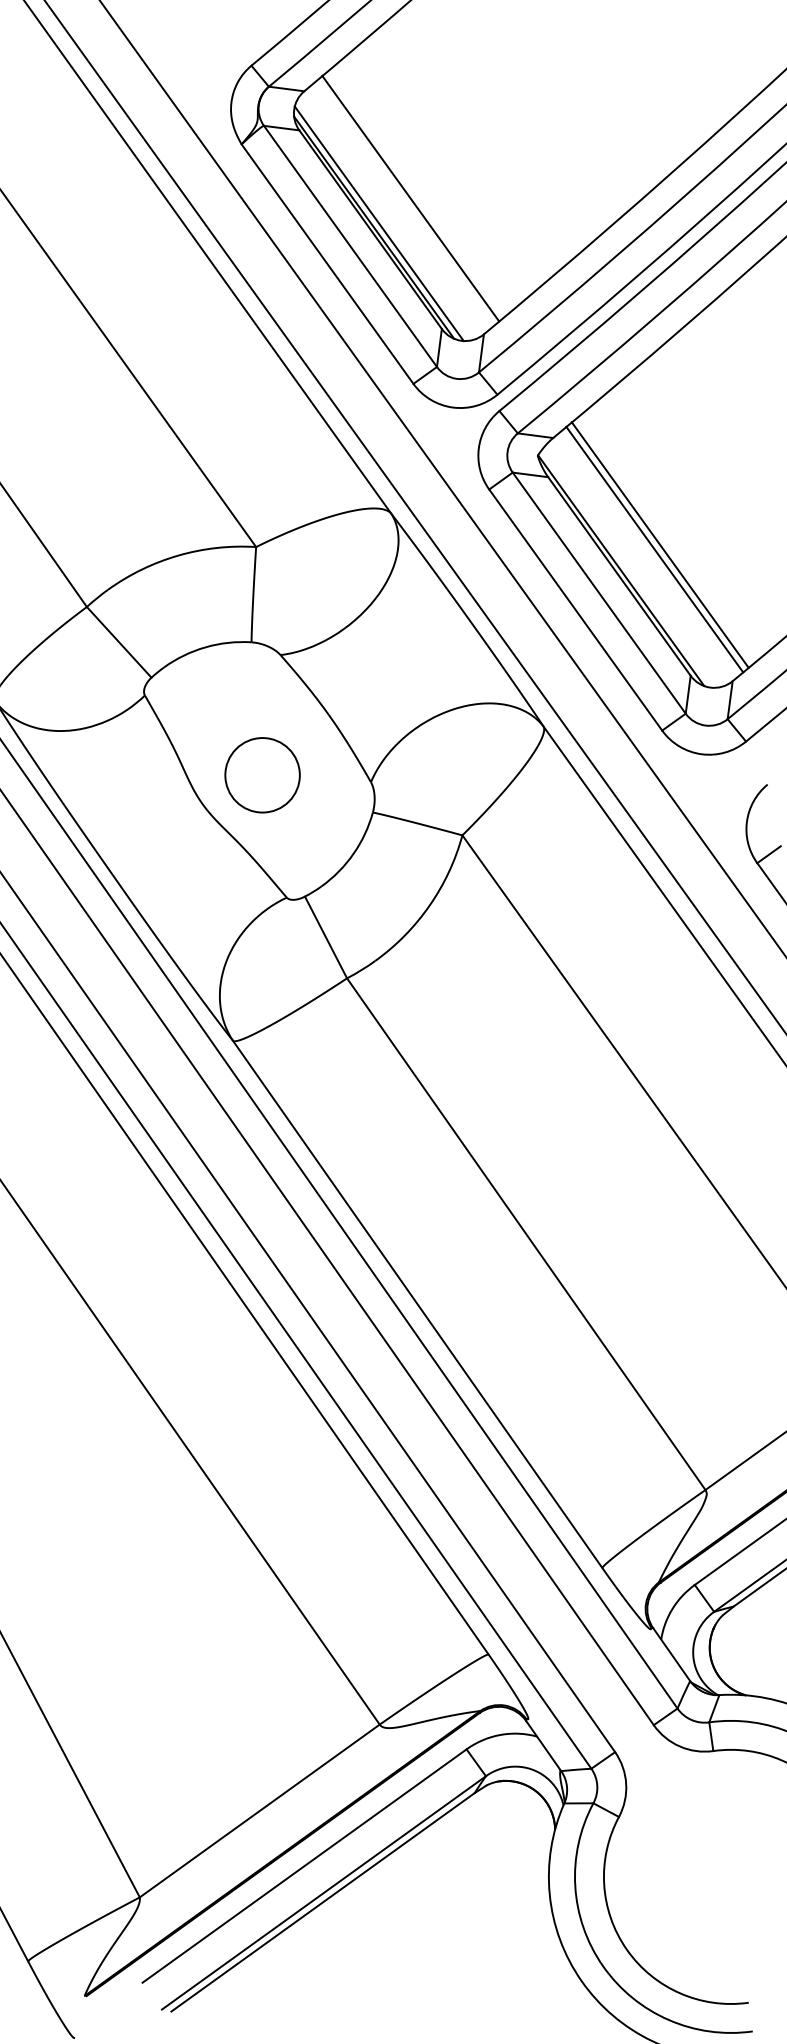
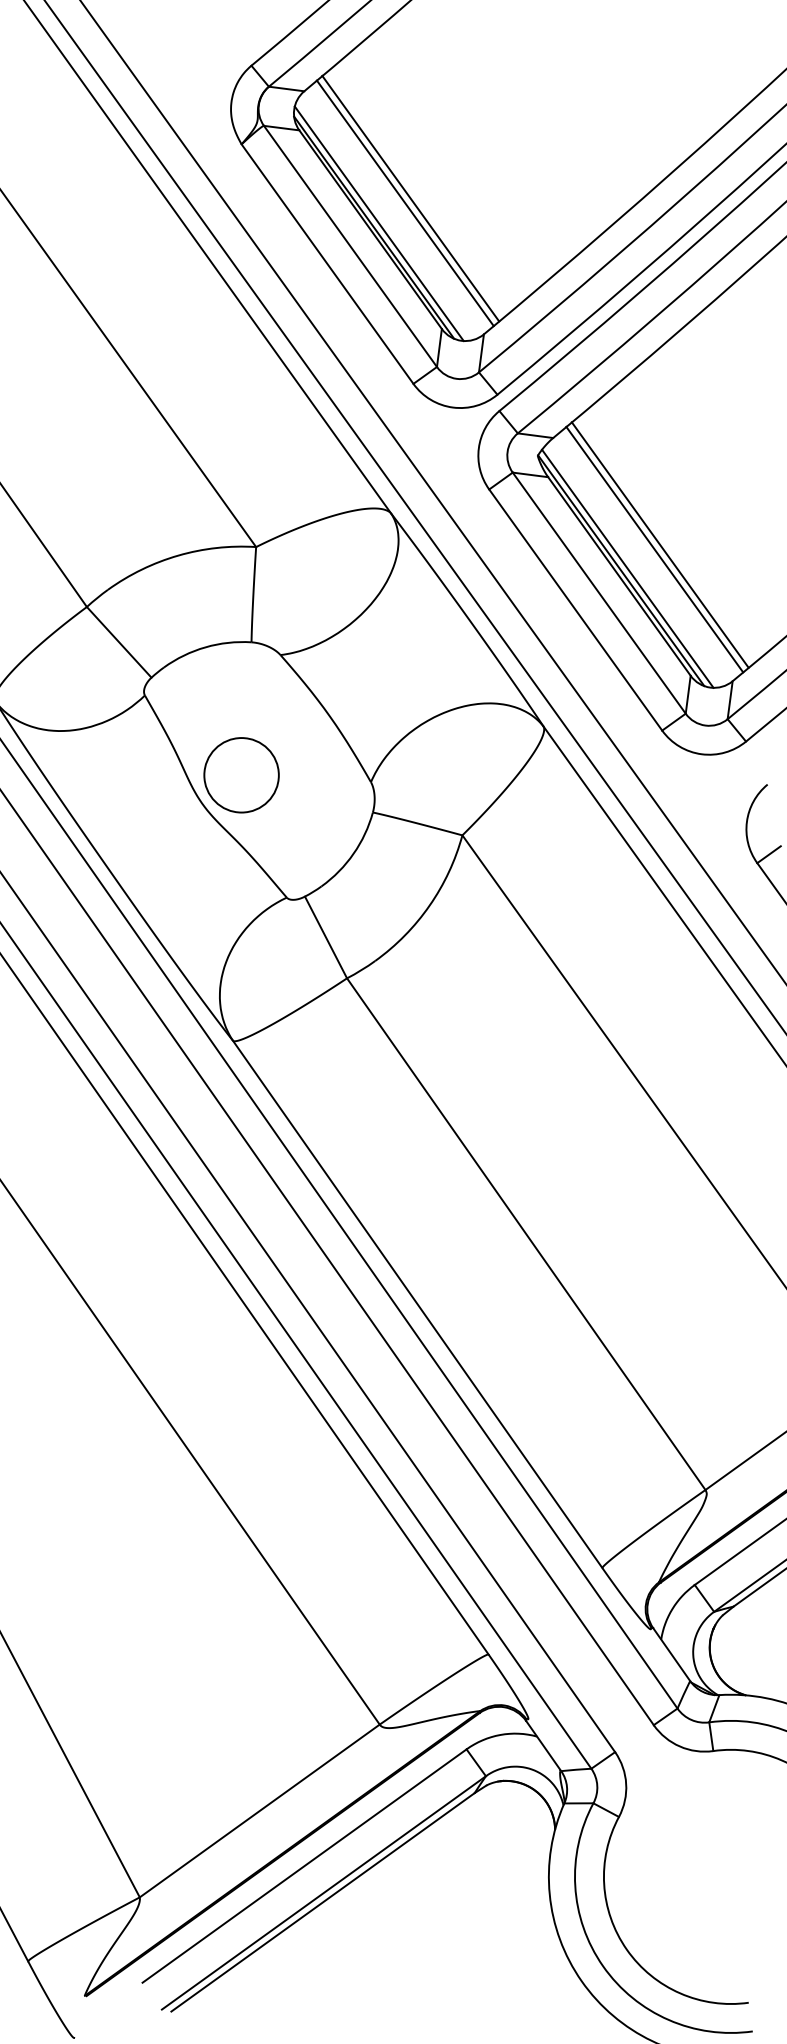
line: none -> present (404, 203)
line position: (442, 477) -> (432, 491) (432, 491)
line: none -> present (627, 568)
circle position: (262, 775) -> (241, 775) (241, 775)
